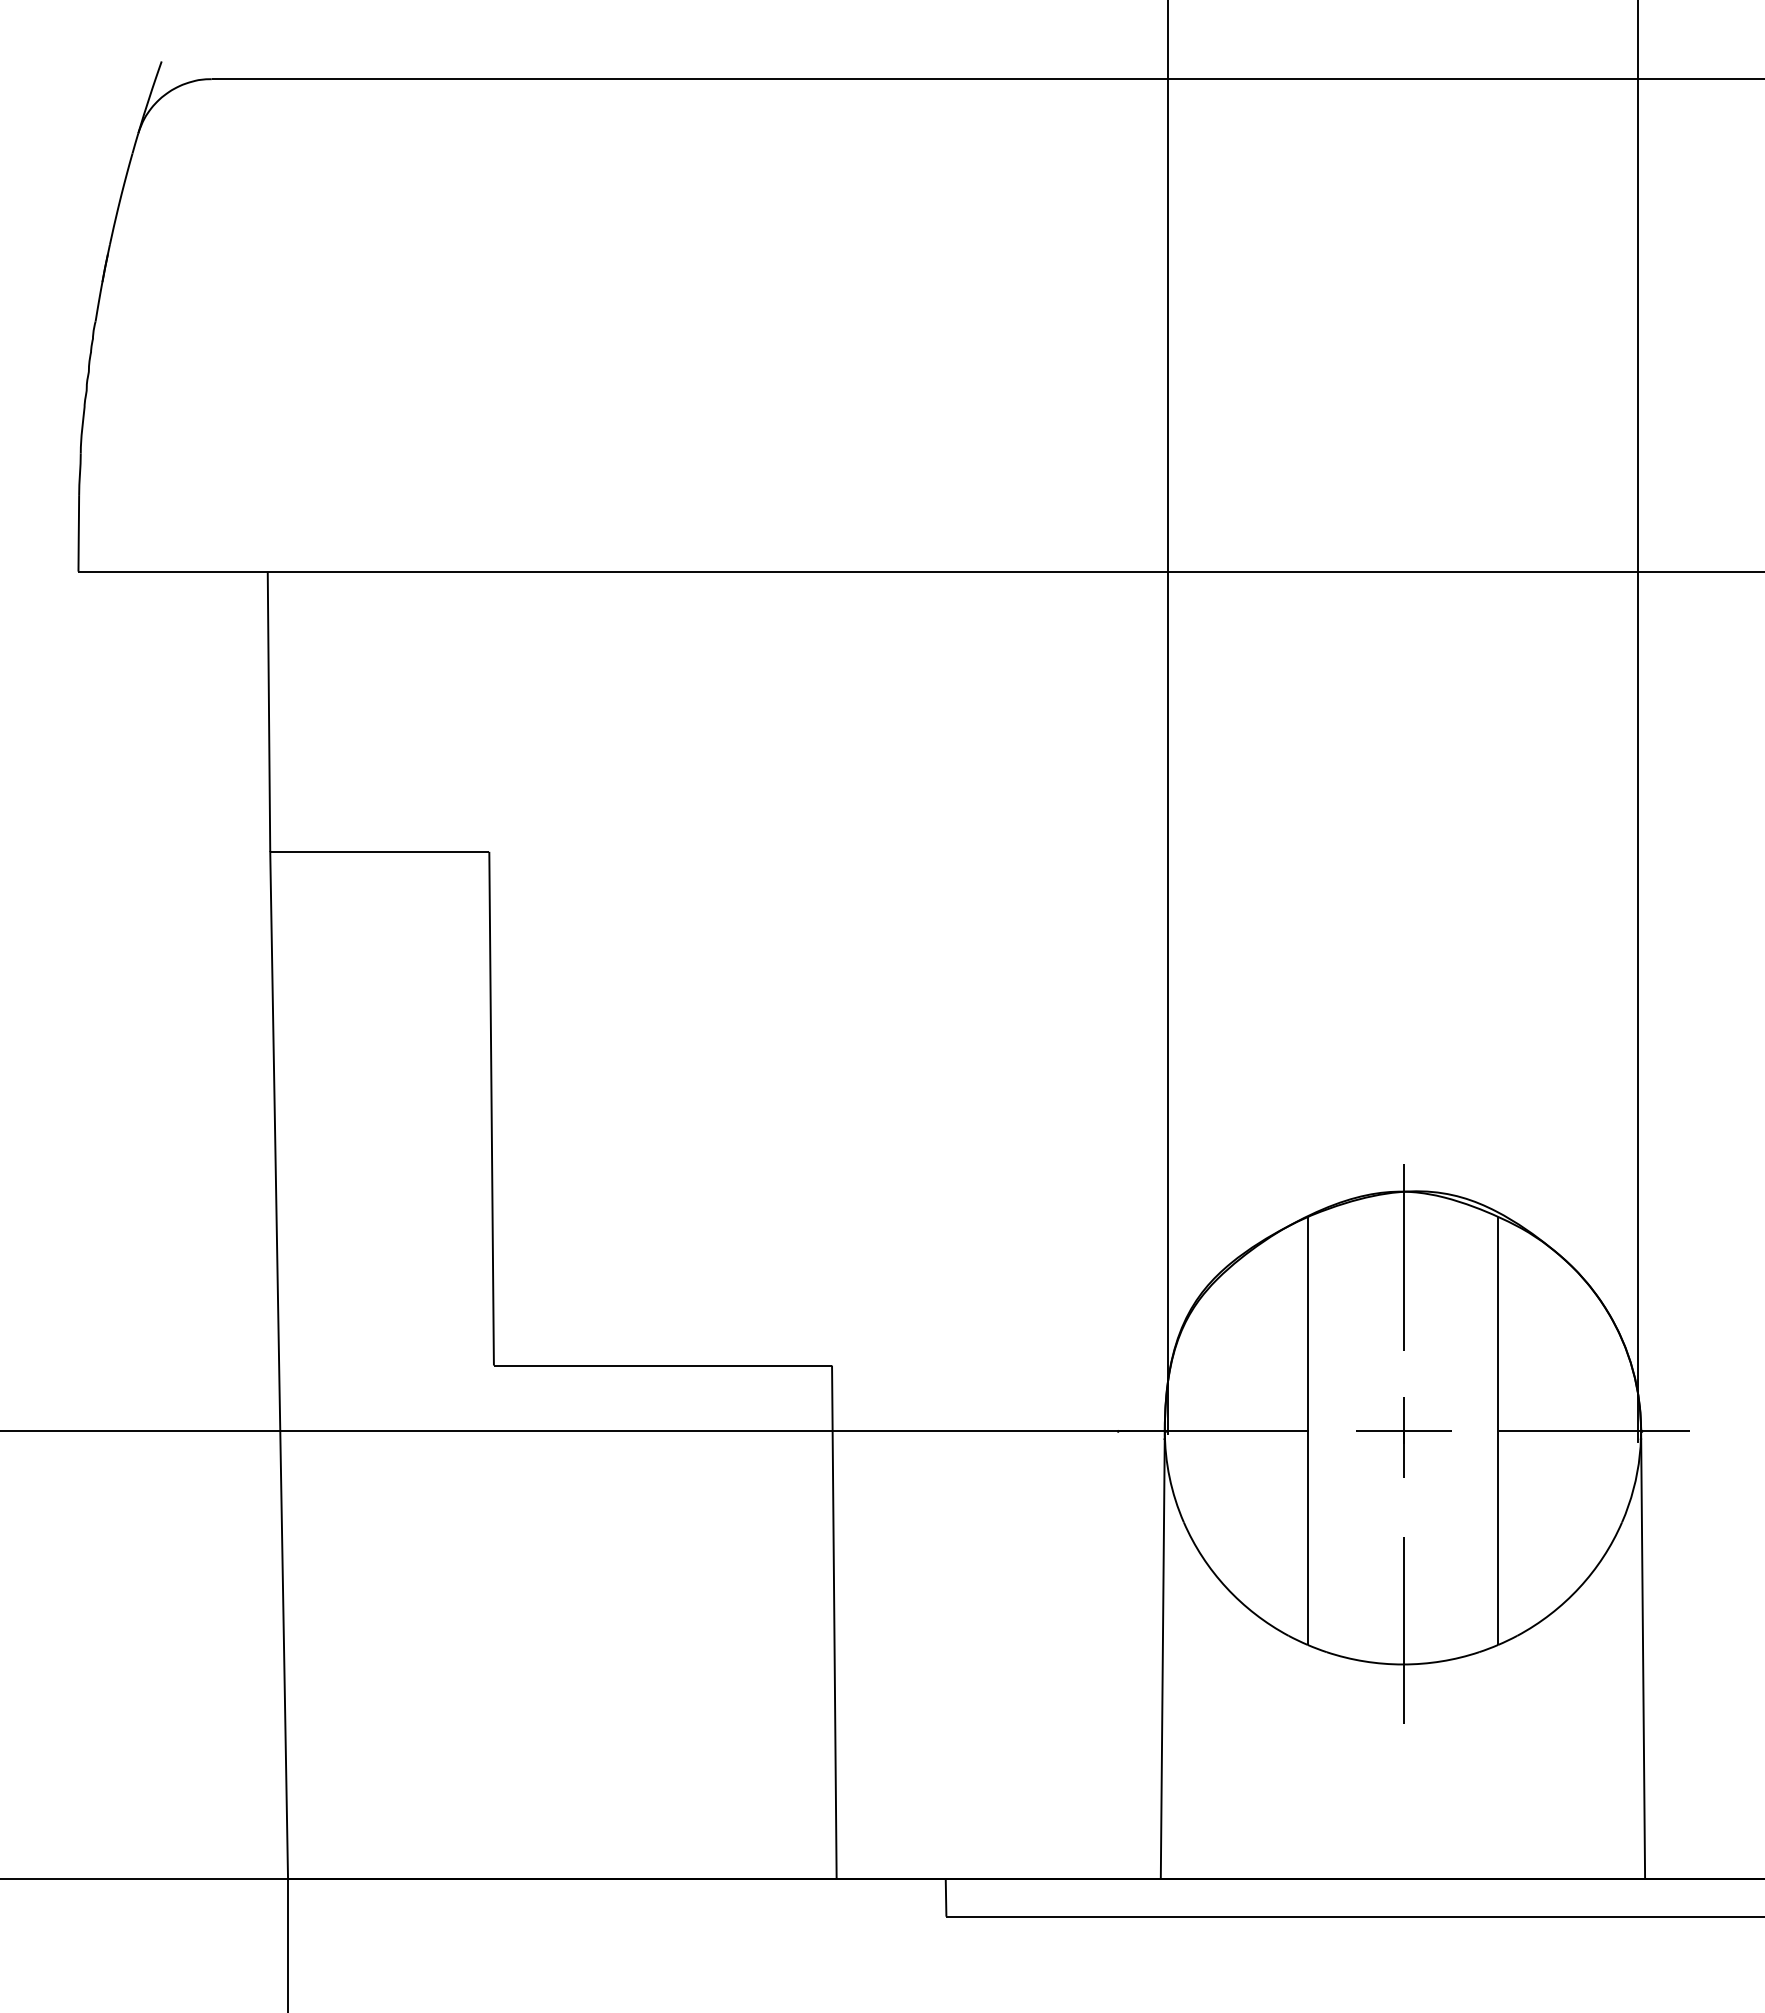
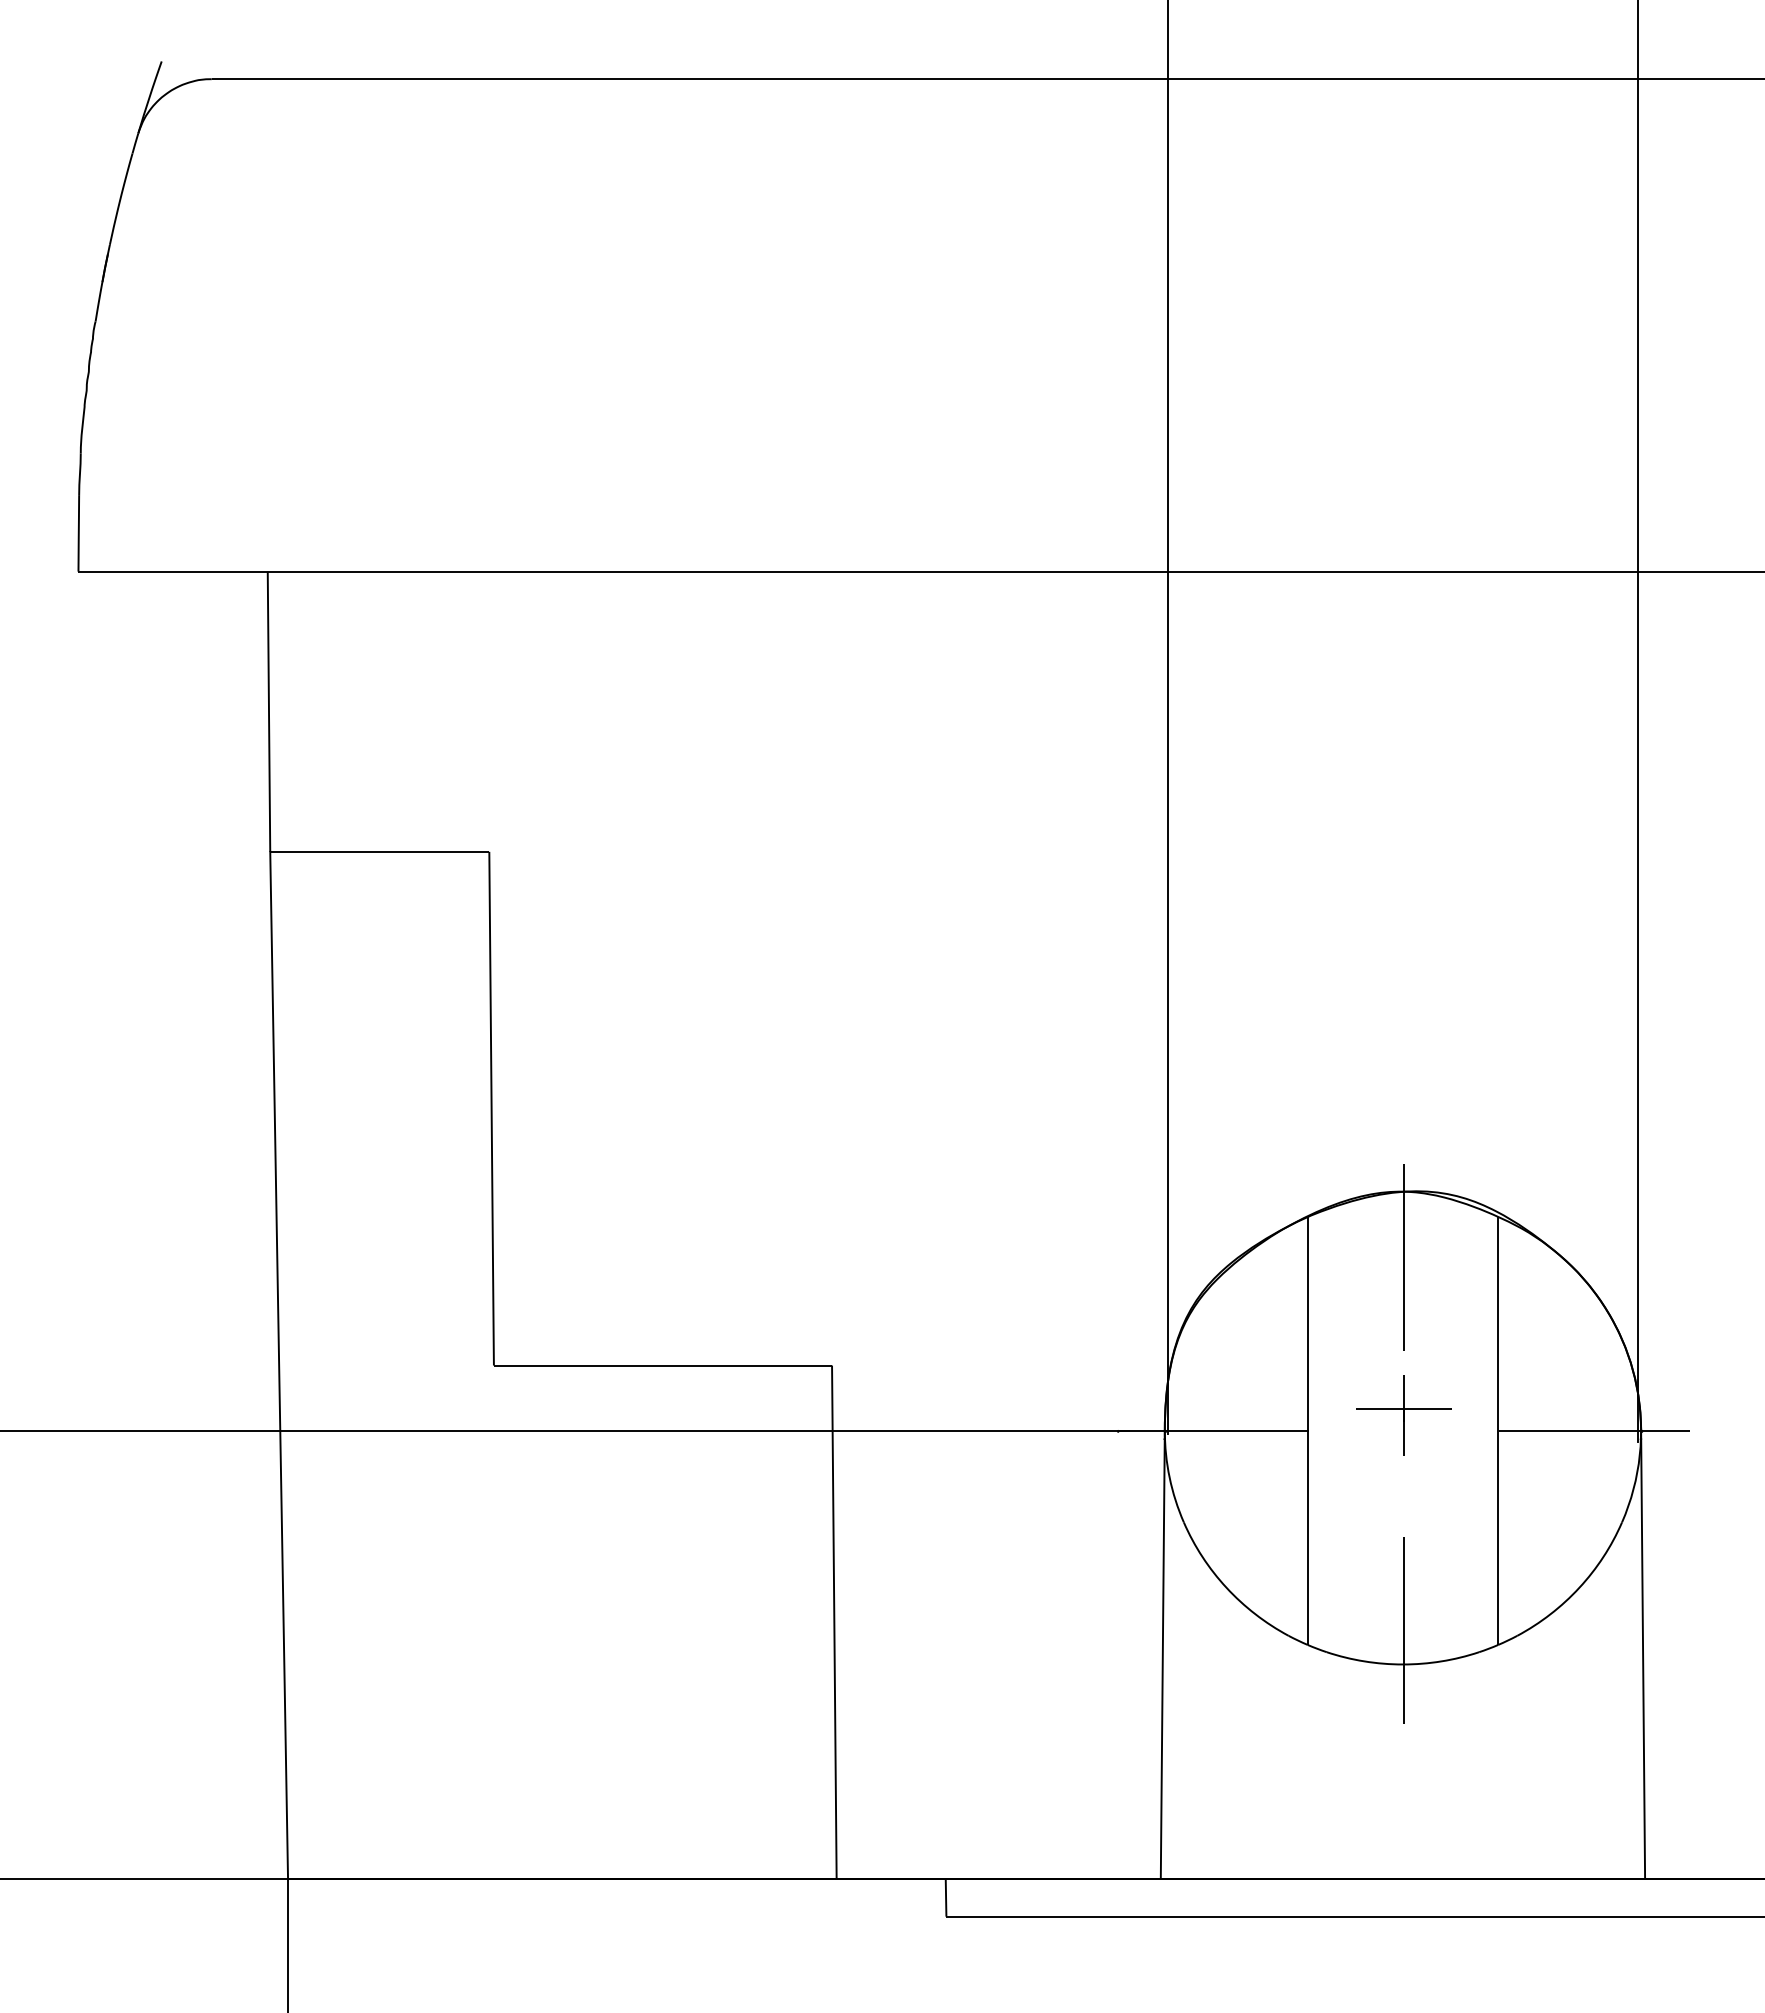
part position: (1403, 1437) -> (1403, 1415) (1403, 1415)
